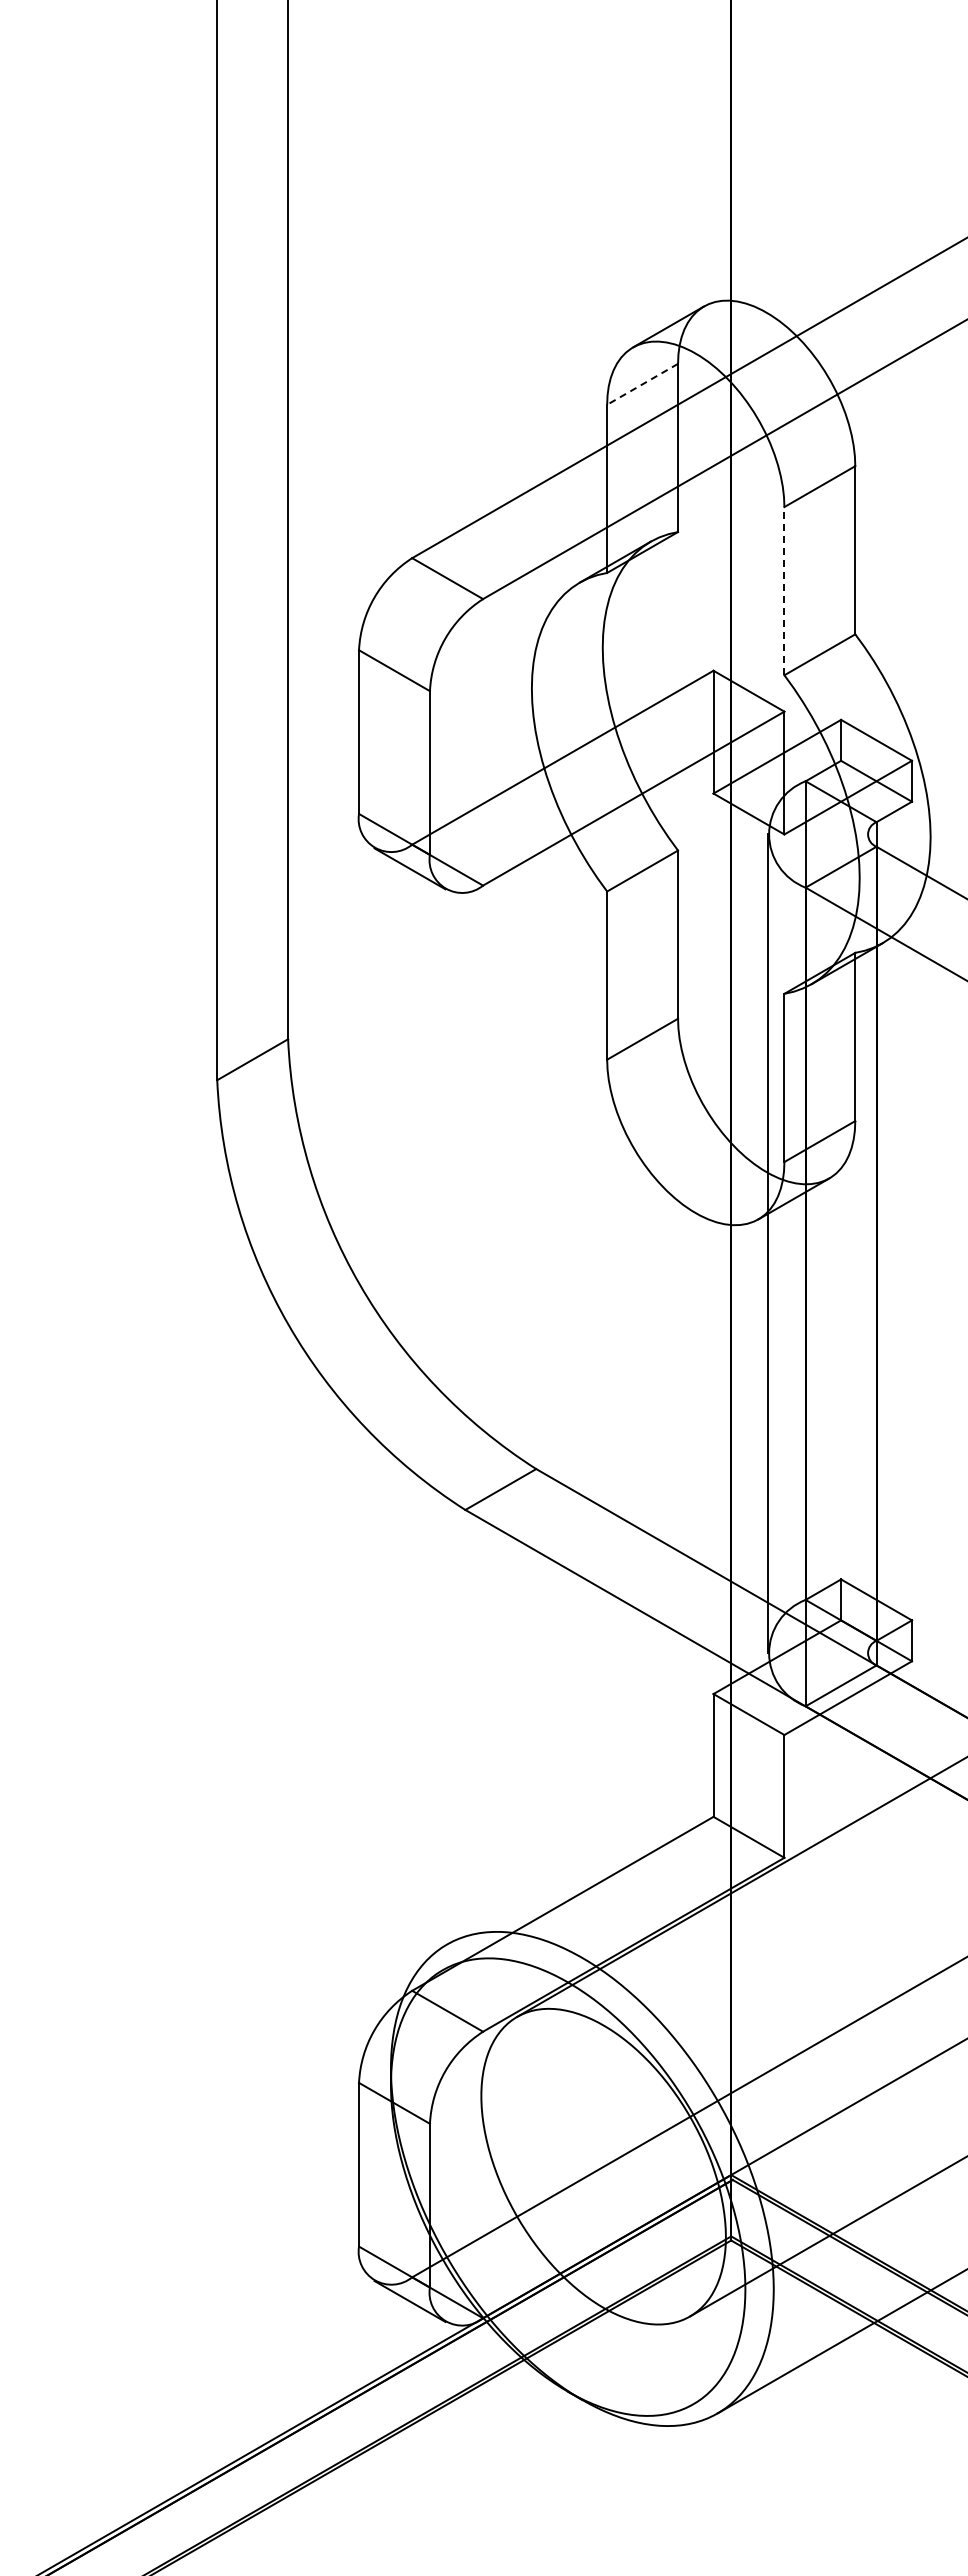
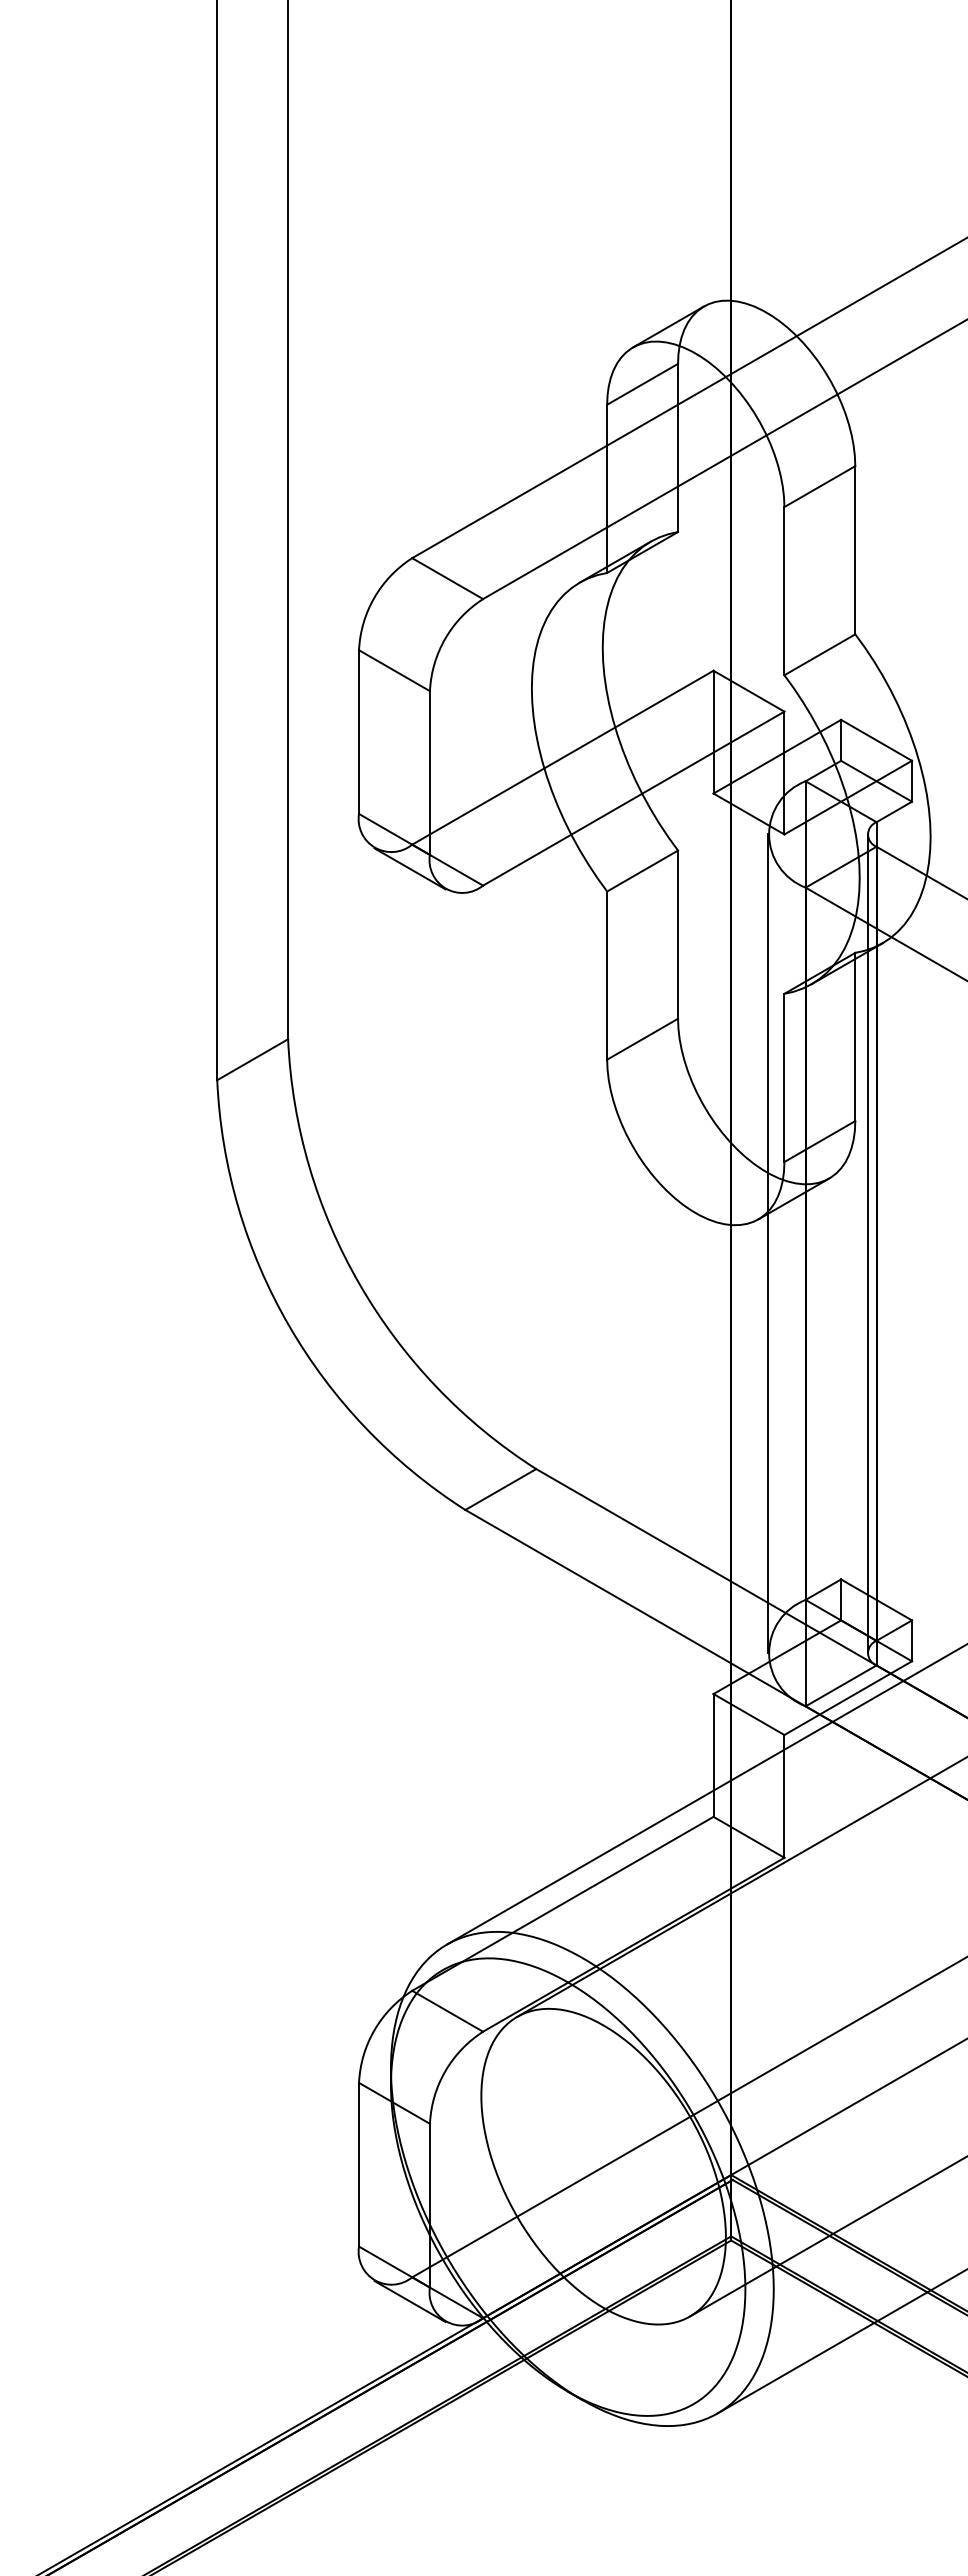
line: dashed -> solid (642, 384)
line: dashed -> solid (784, 590)
line: none -> present (867, 1243)
line: none -> present (705, 1794)
